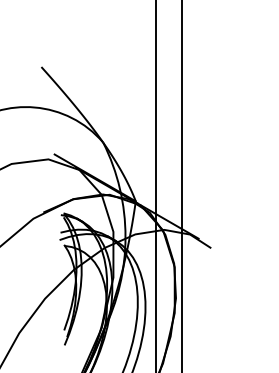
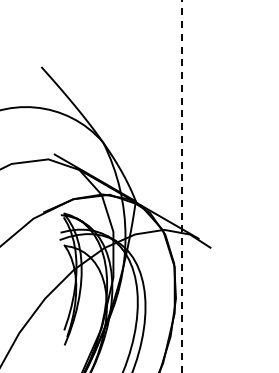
line: present -> none (155, 185)
line: solid -> dashed (182, 186)
